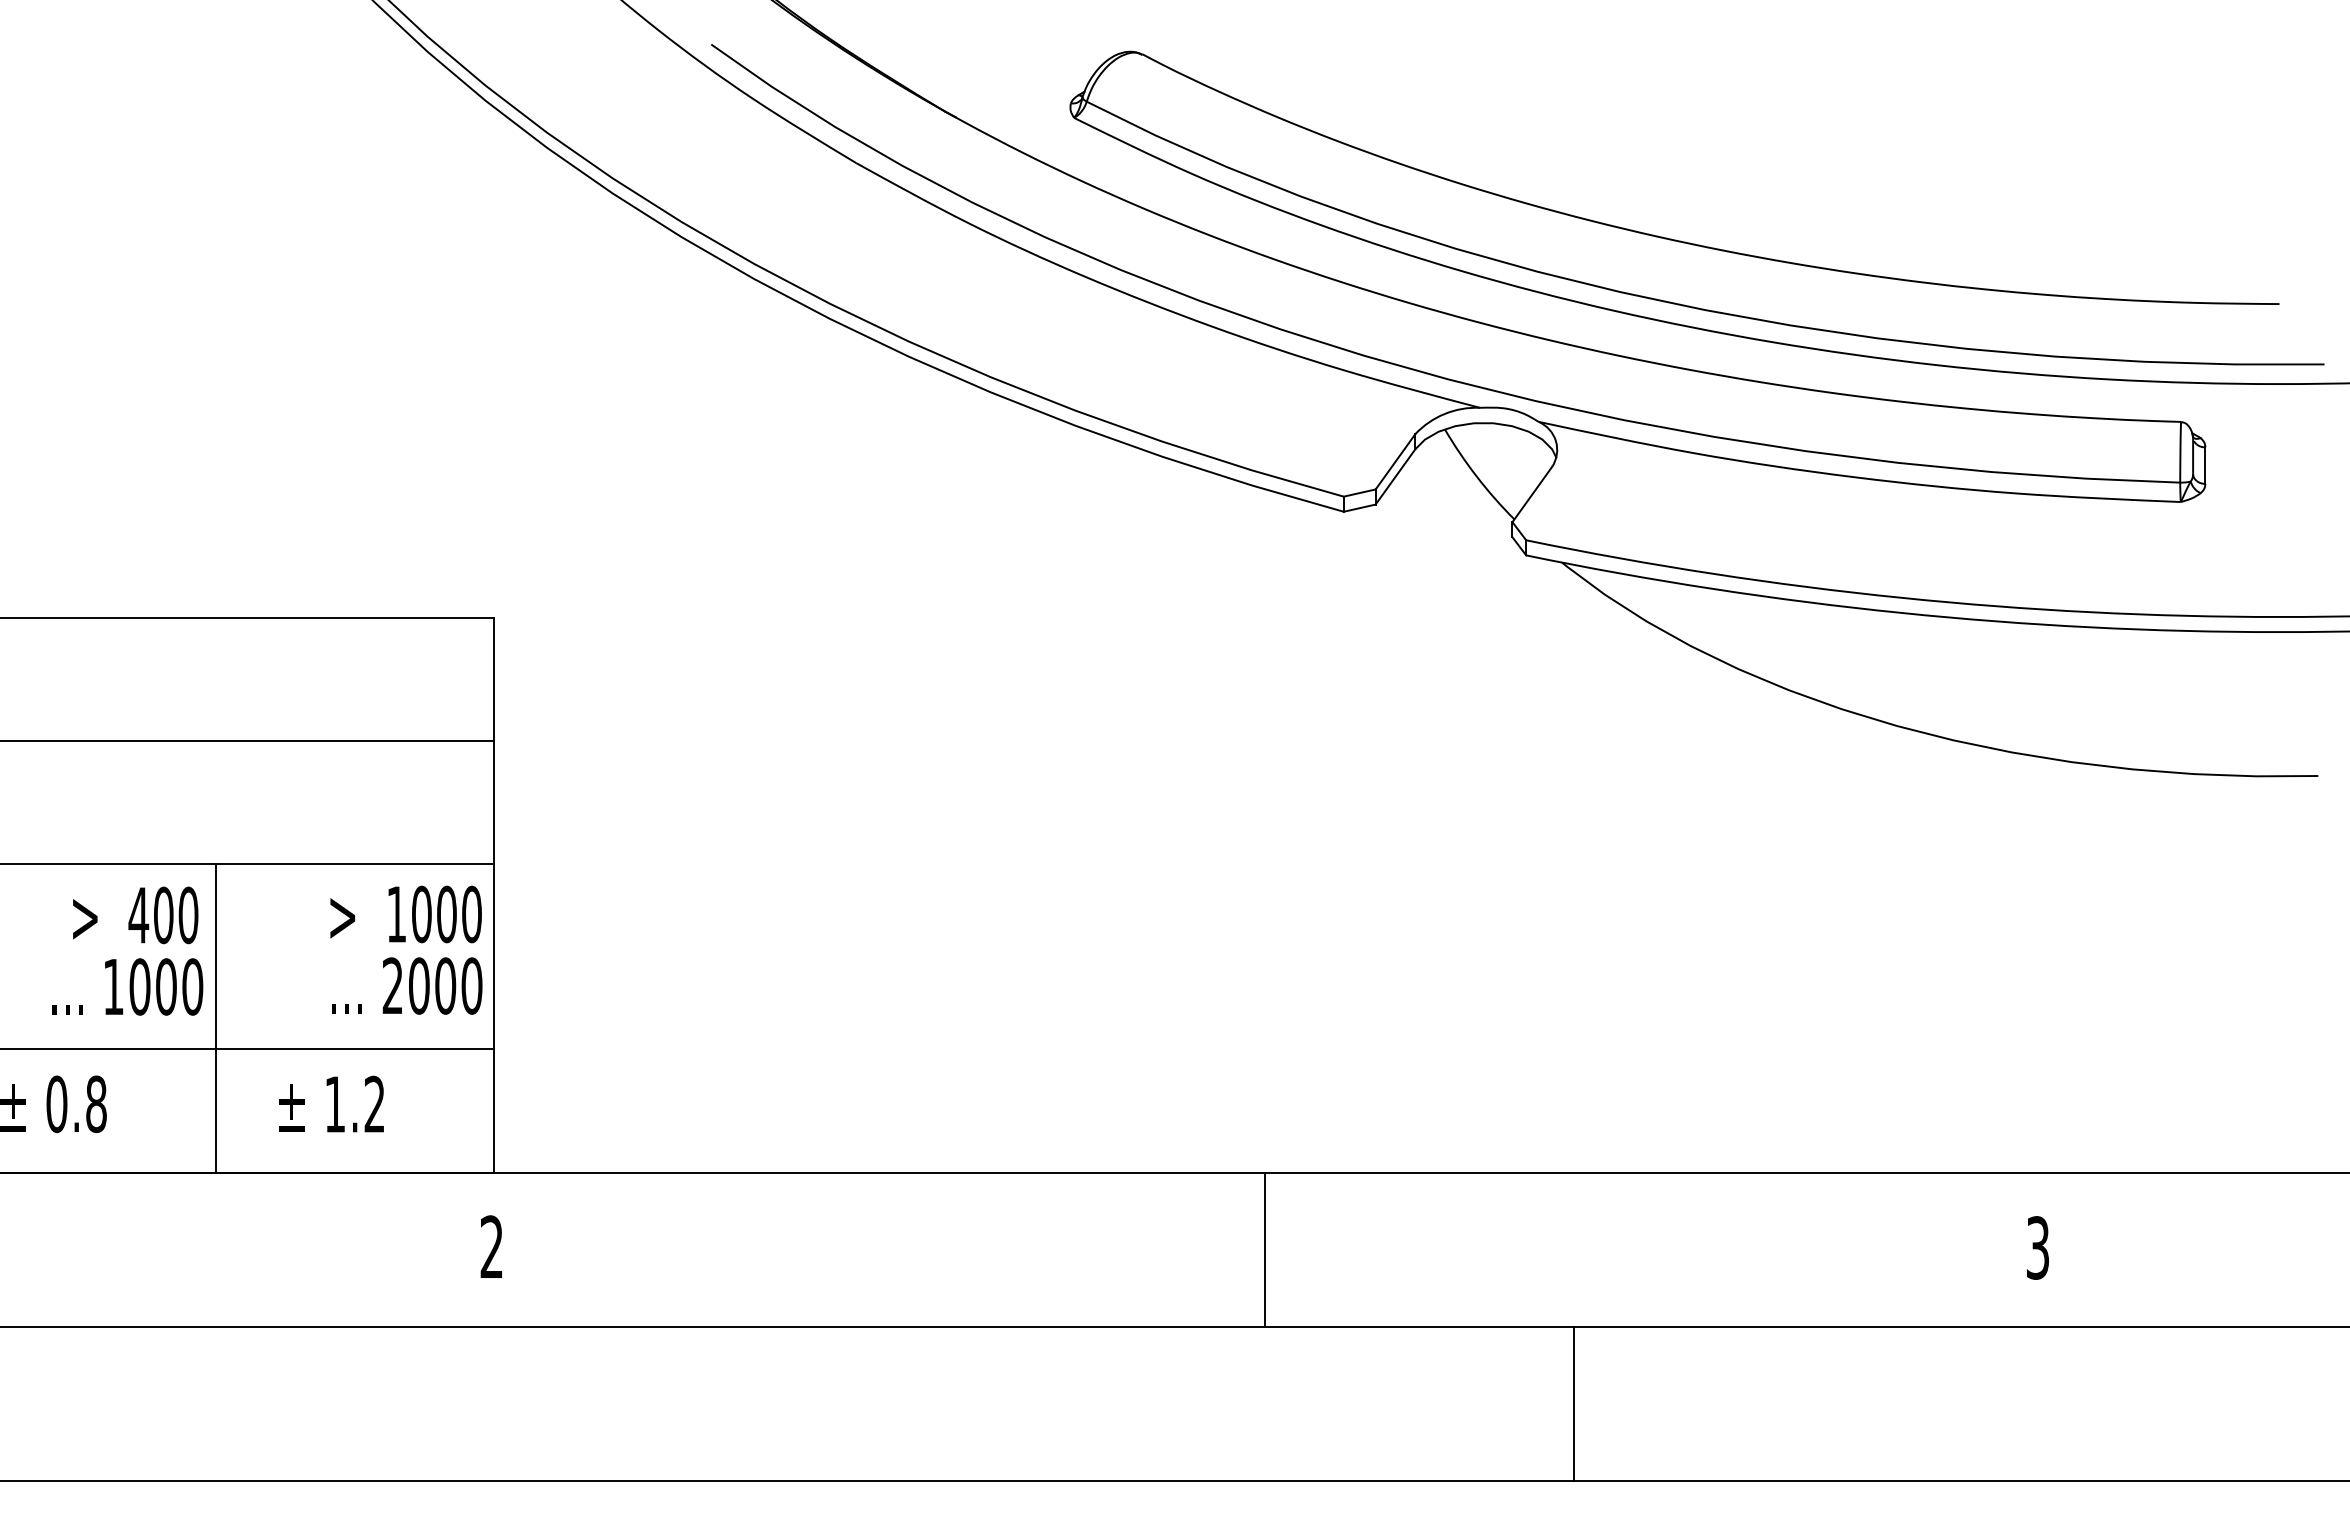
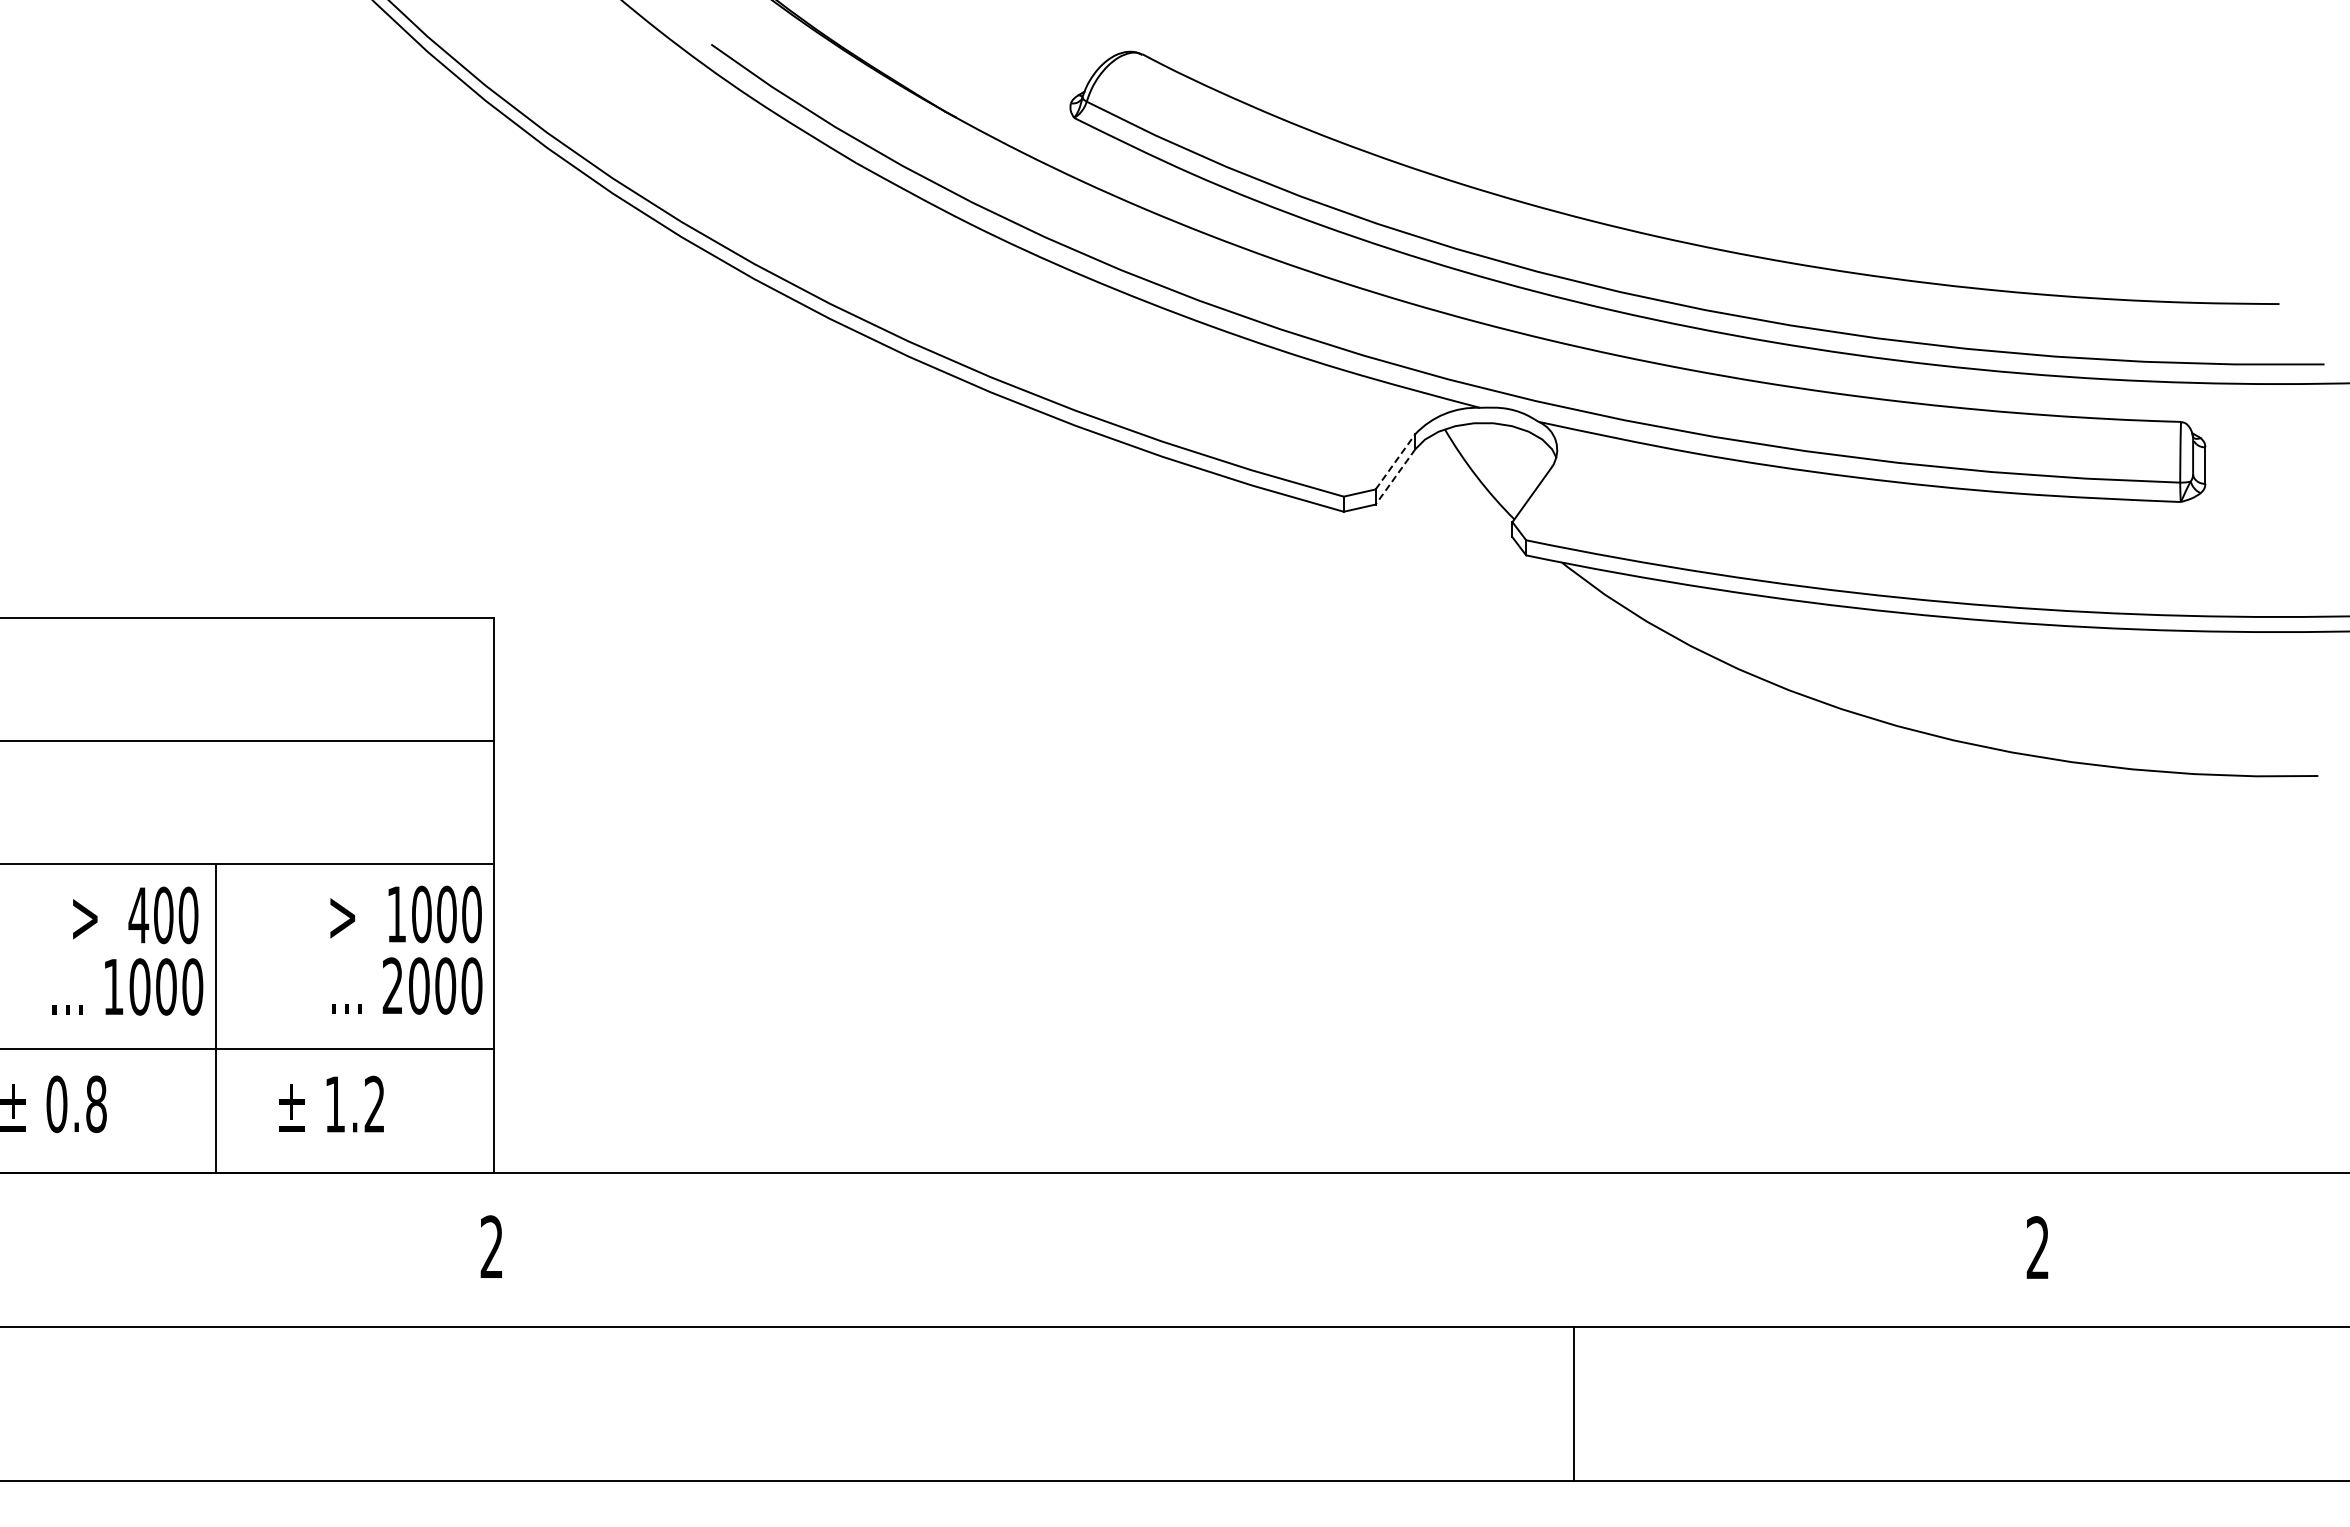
line: solid -> dashed (1395, 461)
line: solid -> dashed (1395, 477)
text: 3 -> 2 (2037, 1247)
line: present -> none (1265, 1249)
